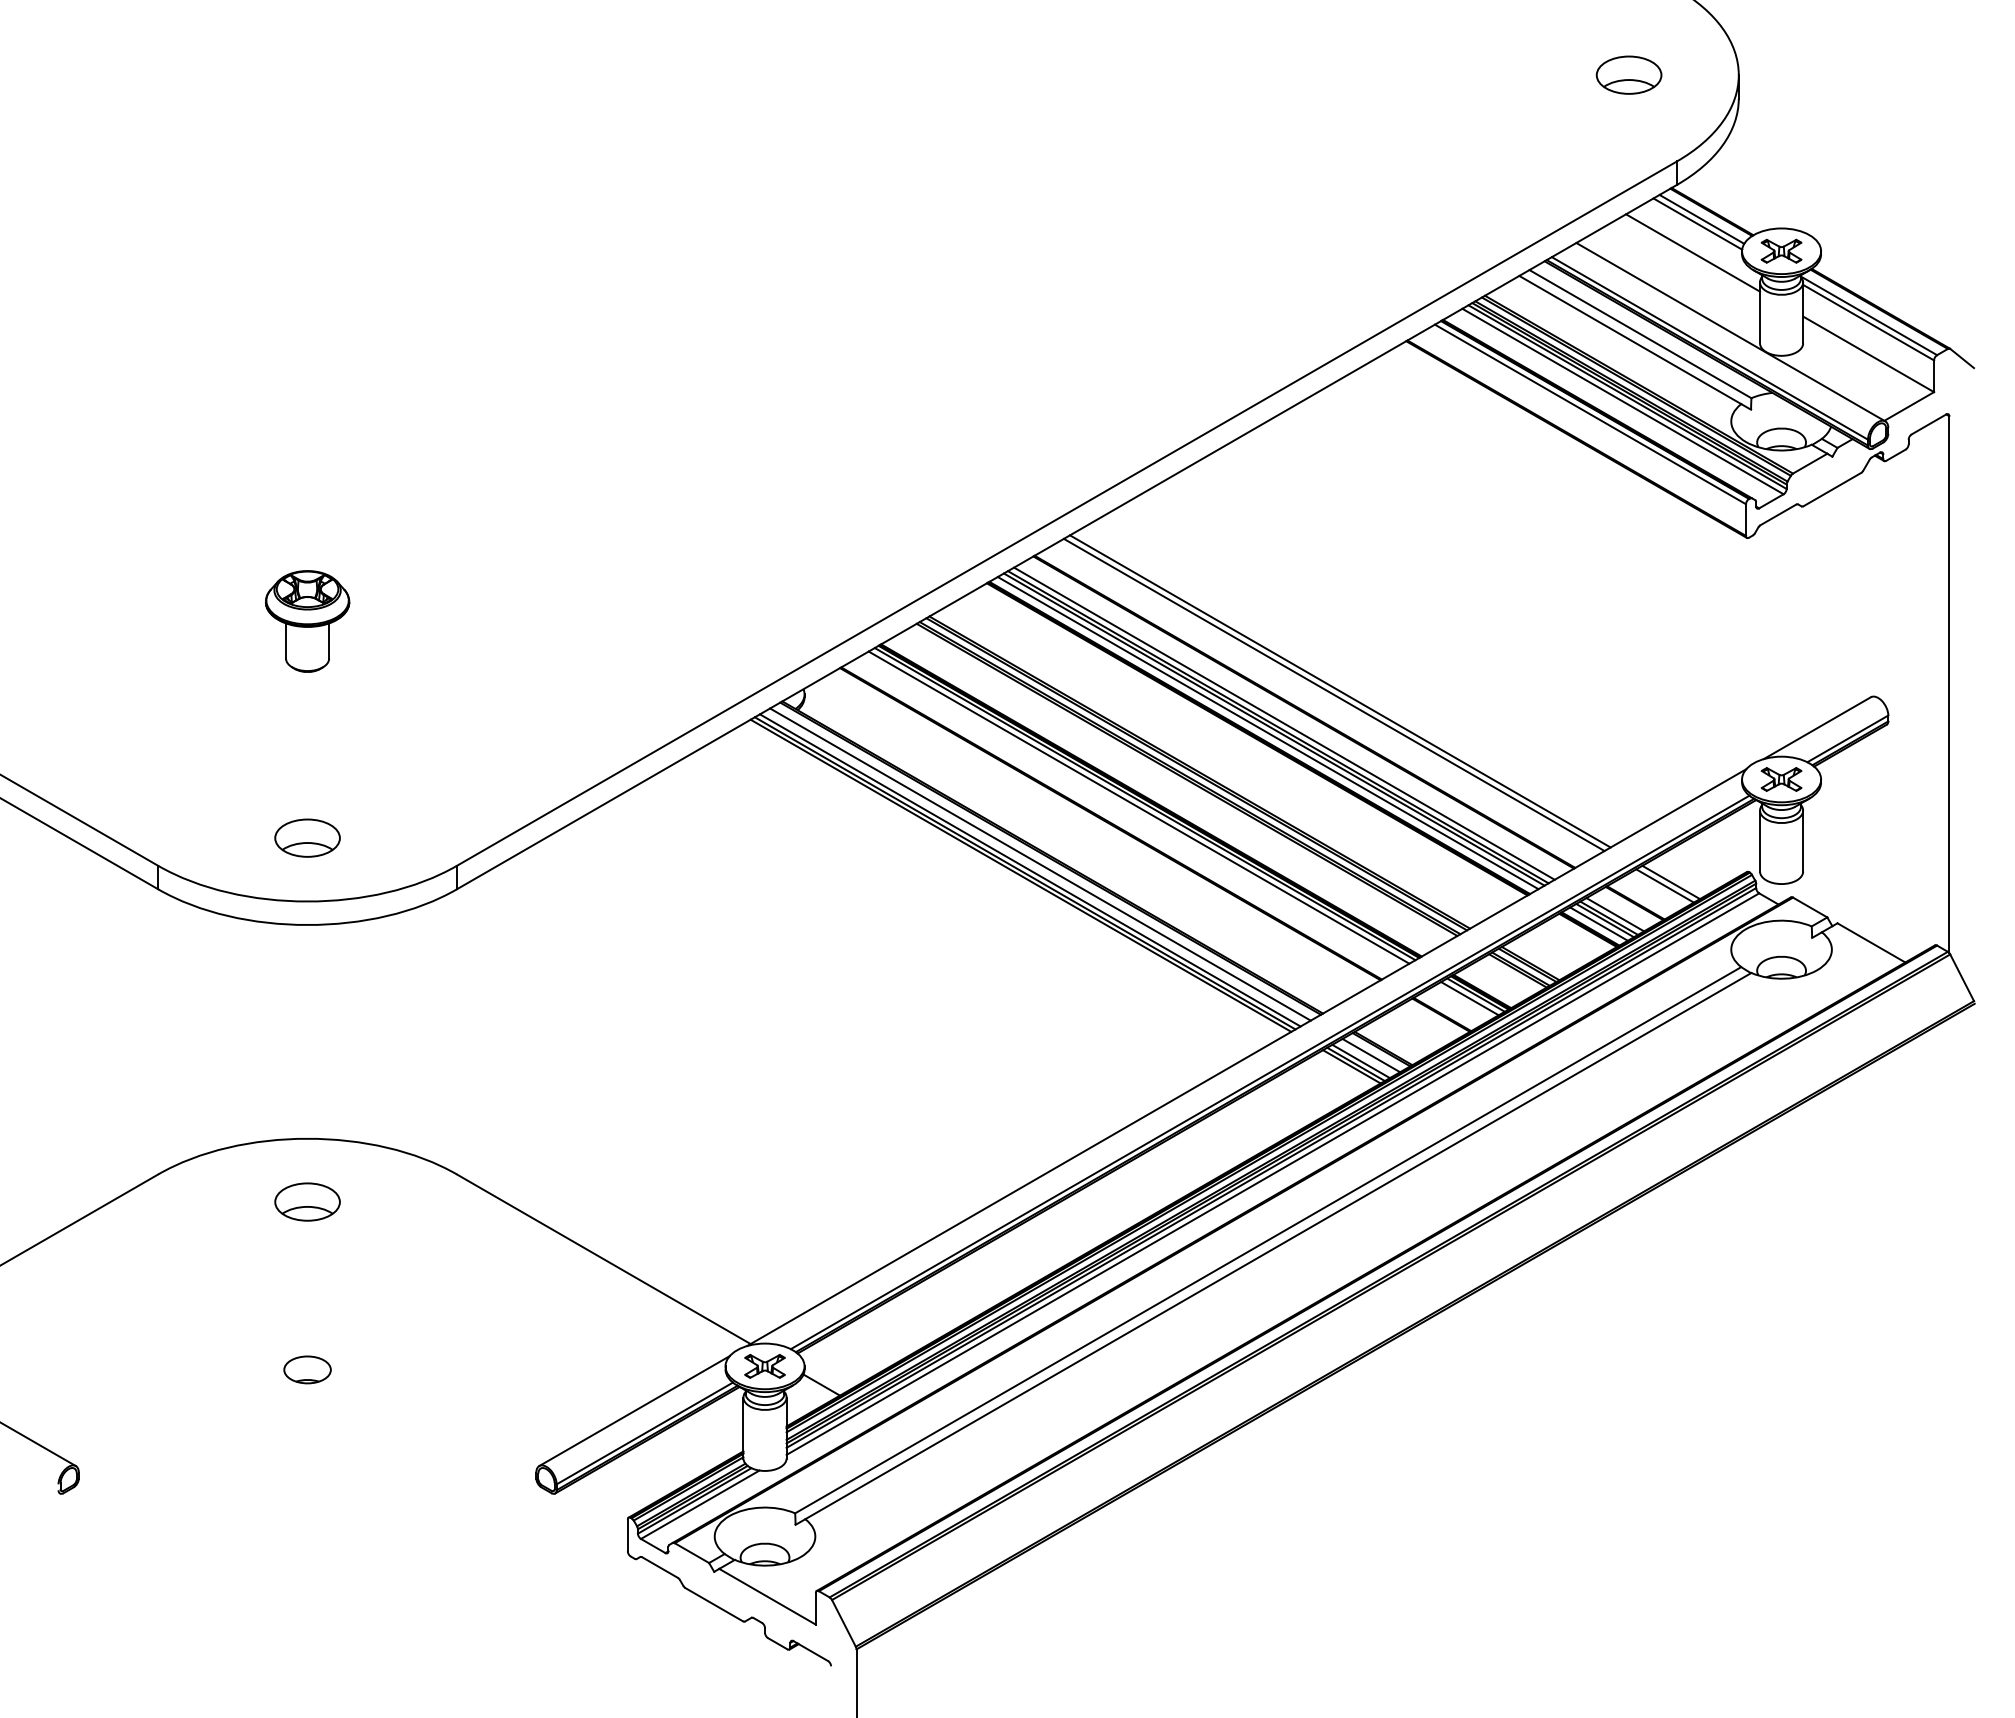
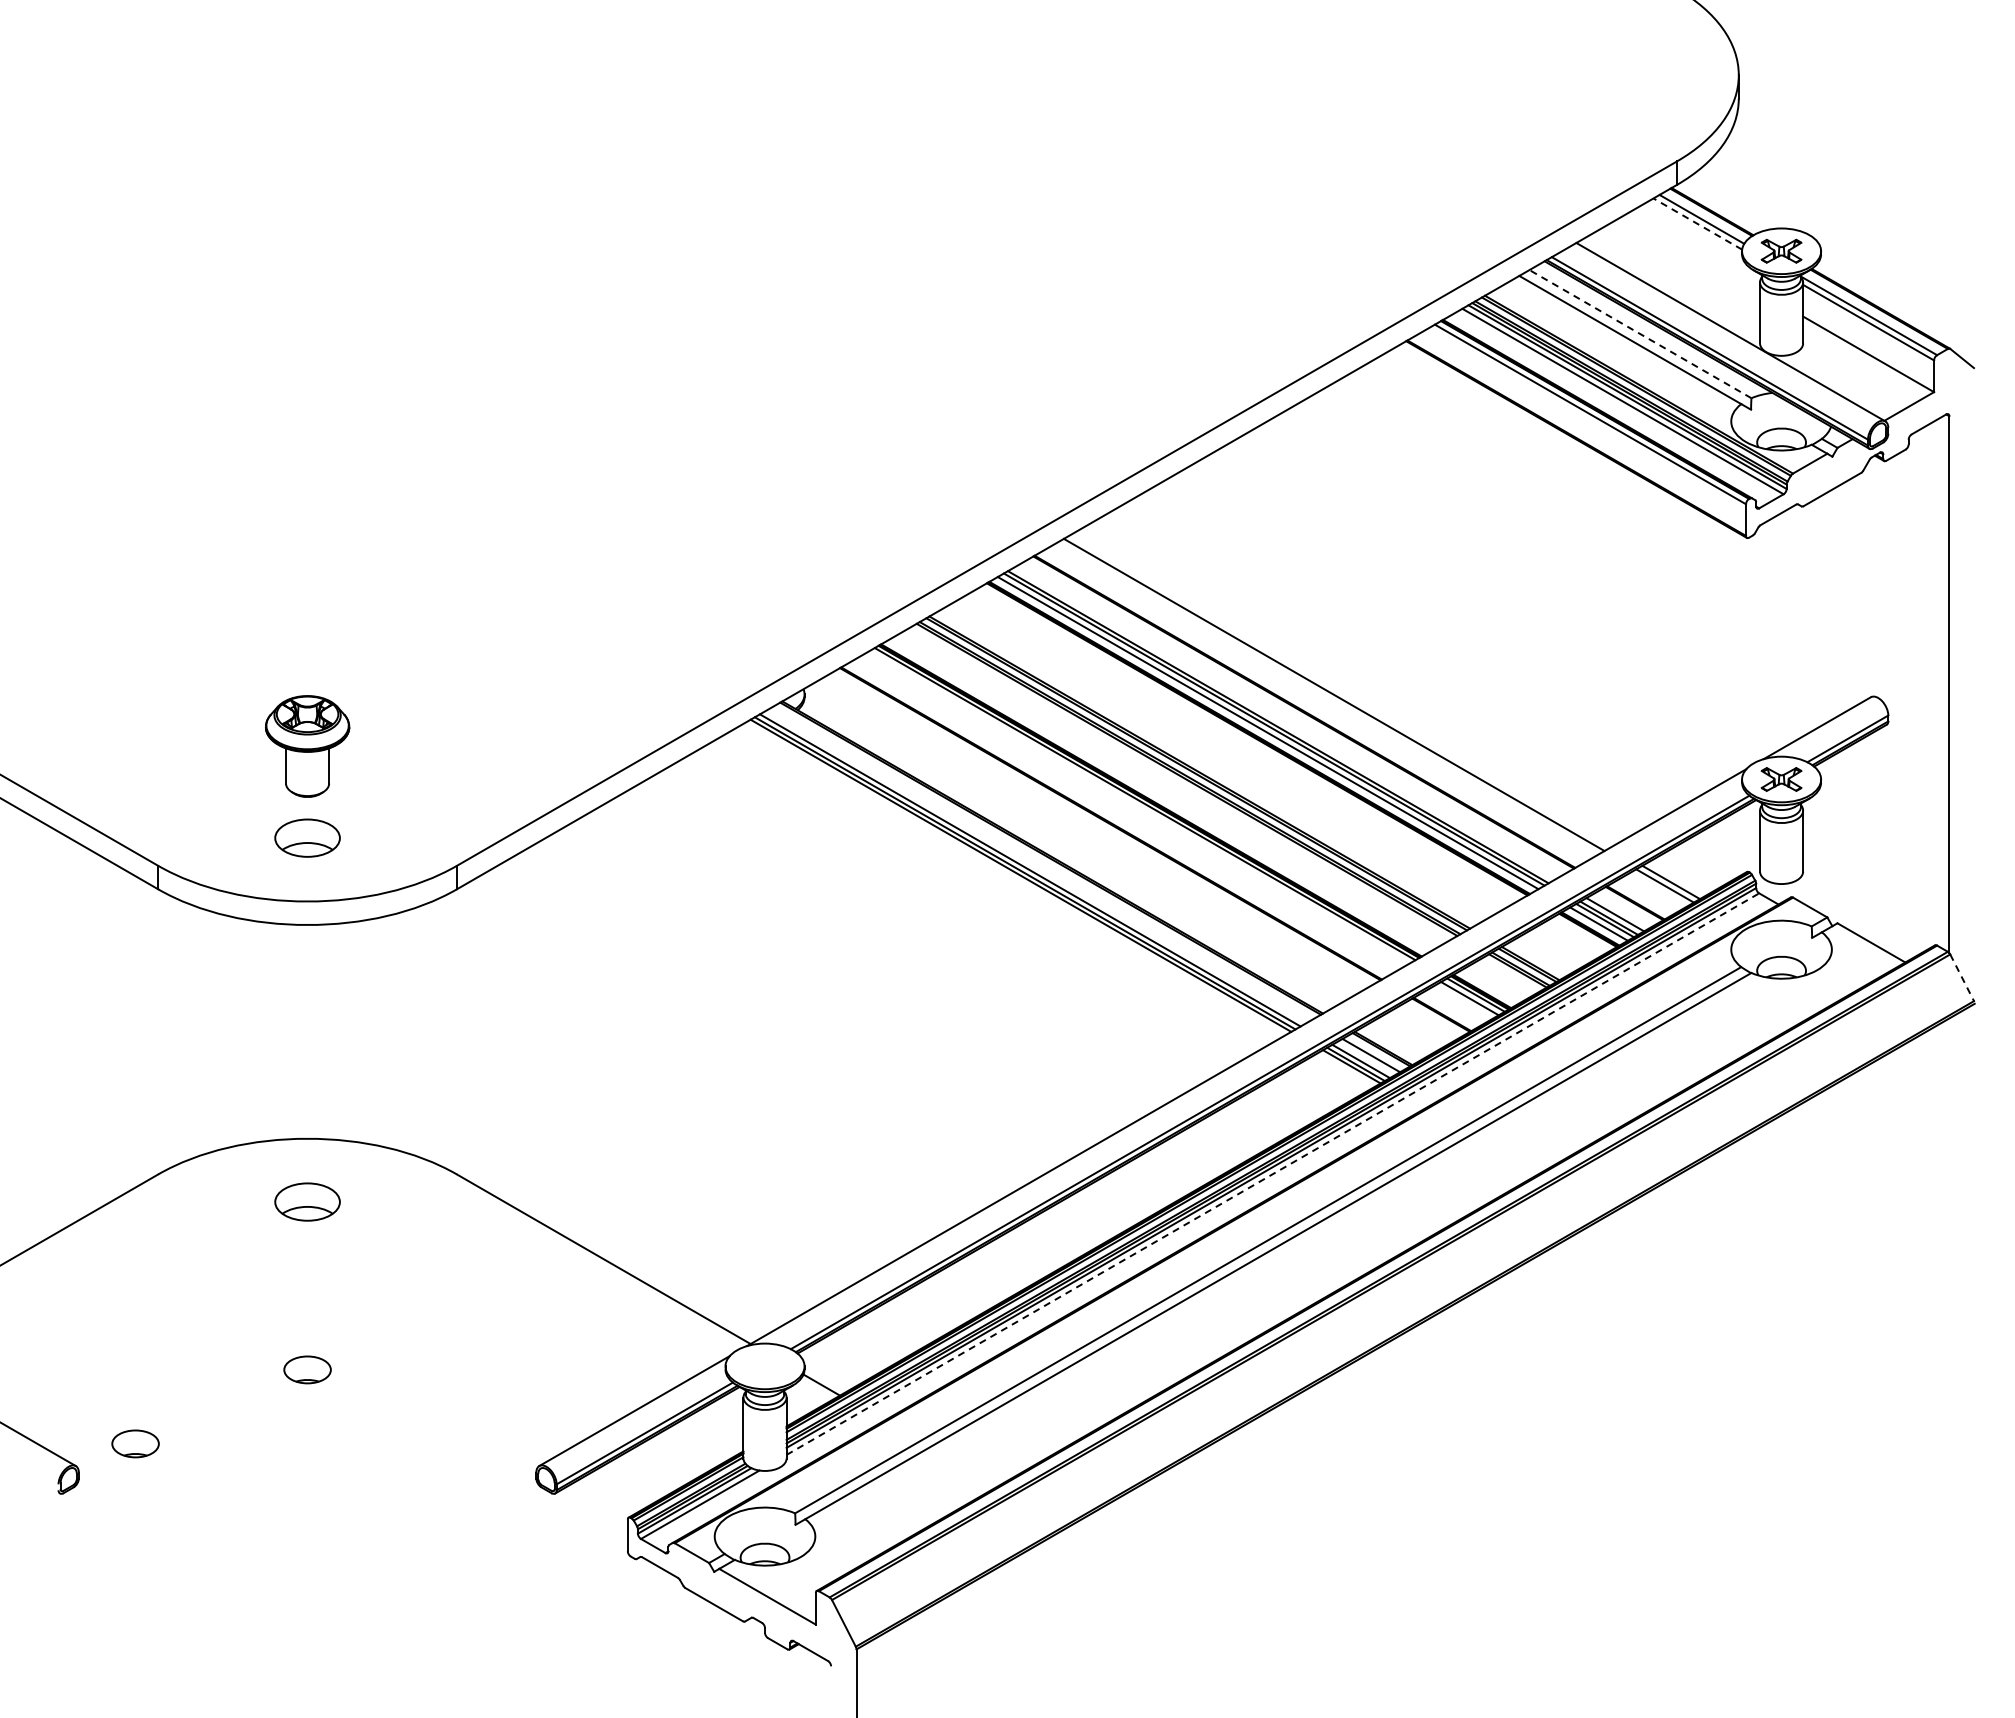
part: present -> none (1628, 74)
line: solid -> dashed (1697, 223)
line: present -> none (1693, 252)
line: solid -> dashed (1640, 333)
part position: (307, 621) -> (307, 746) (307, 746)
line: present -> none (1340, 691)
line: present -> none (1284, 723)
line: present -> none (1138, 807)
line: present -> none (1040, 864)
line: solid -> dashed (1962, 978)
line: solid -> dashed (1272, 1174)
part: present -> none (764, 1366)
part: none -> present (135, 1443)
